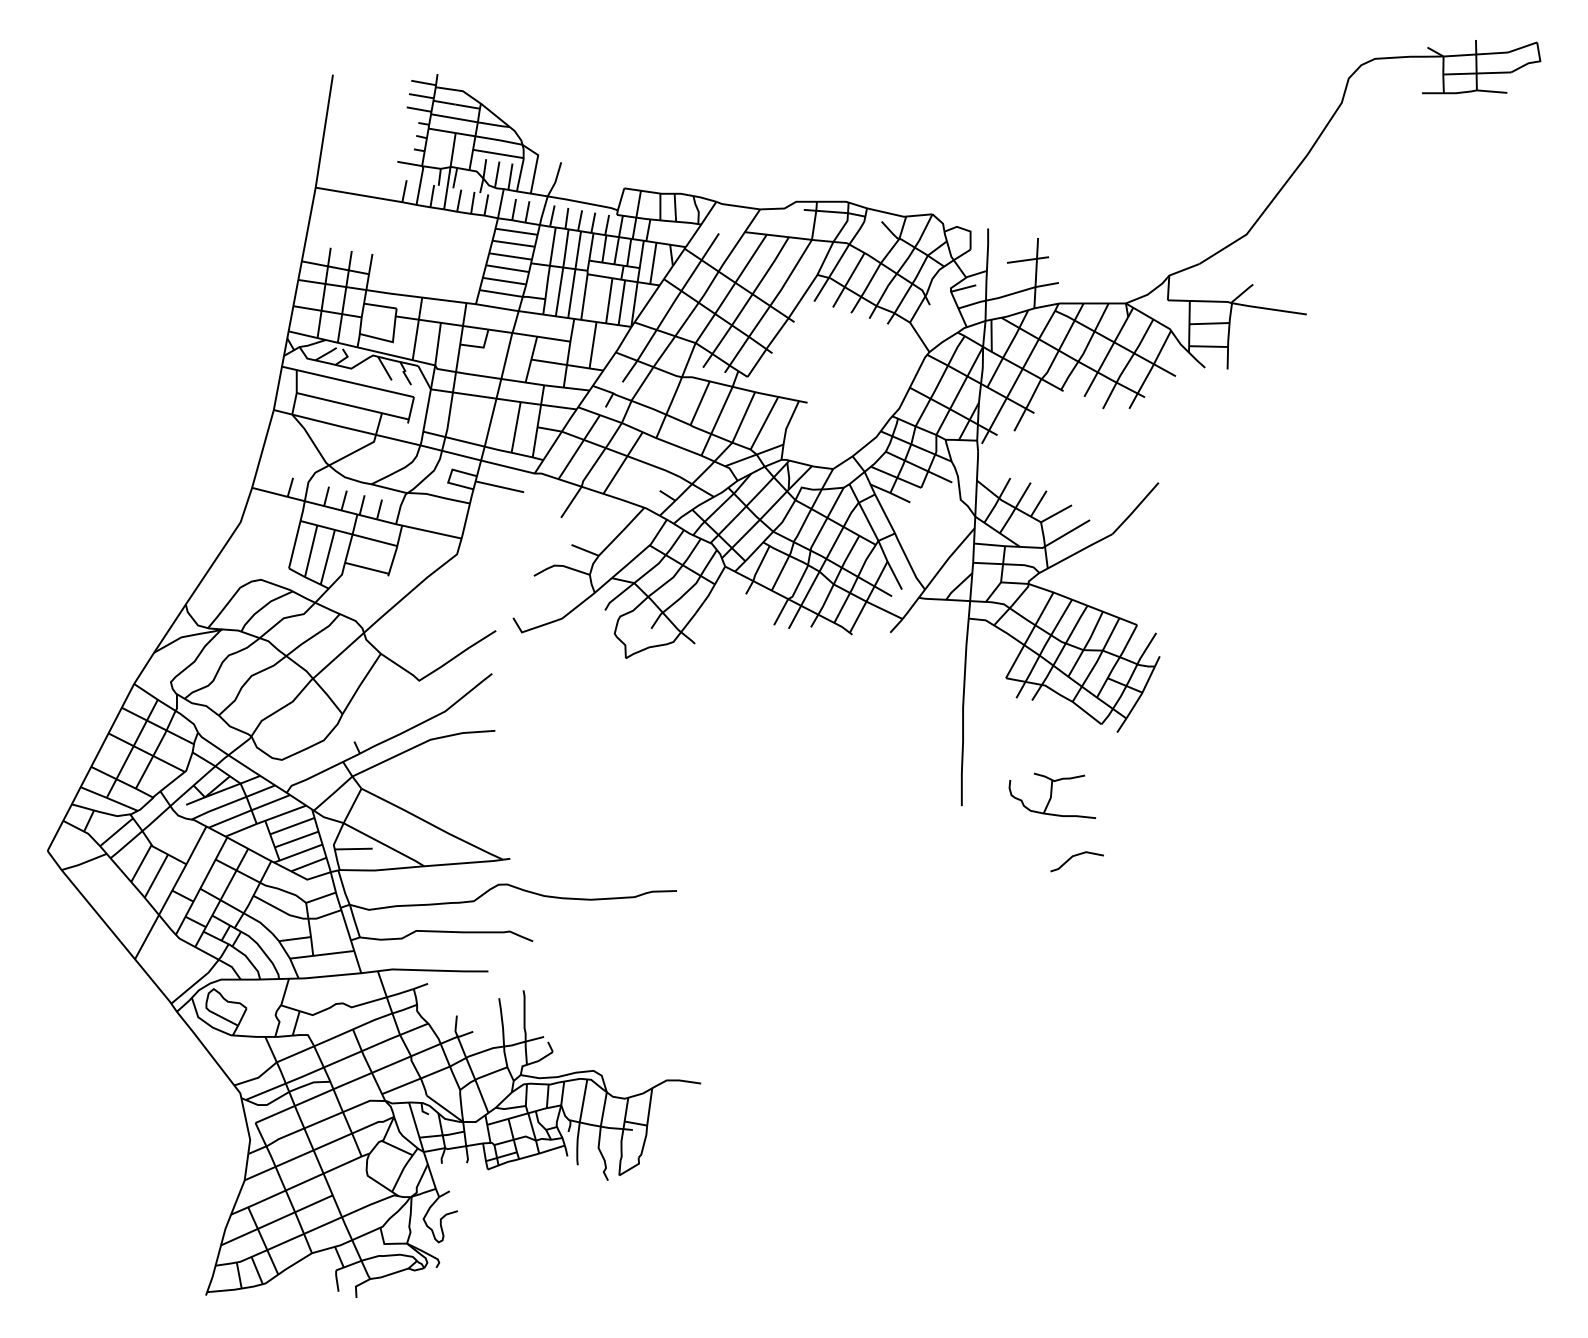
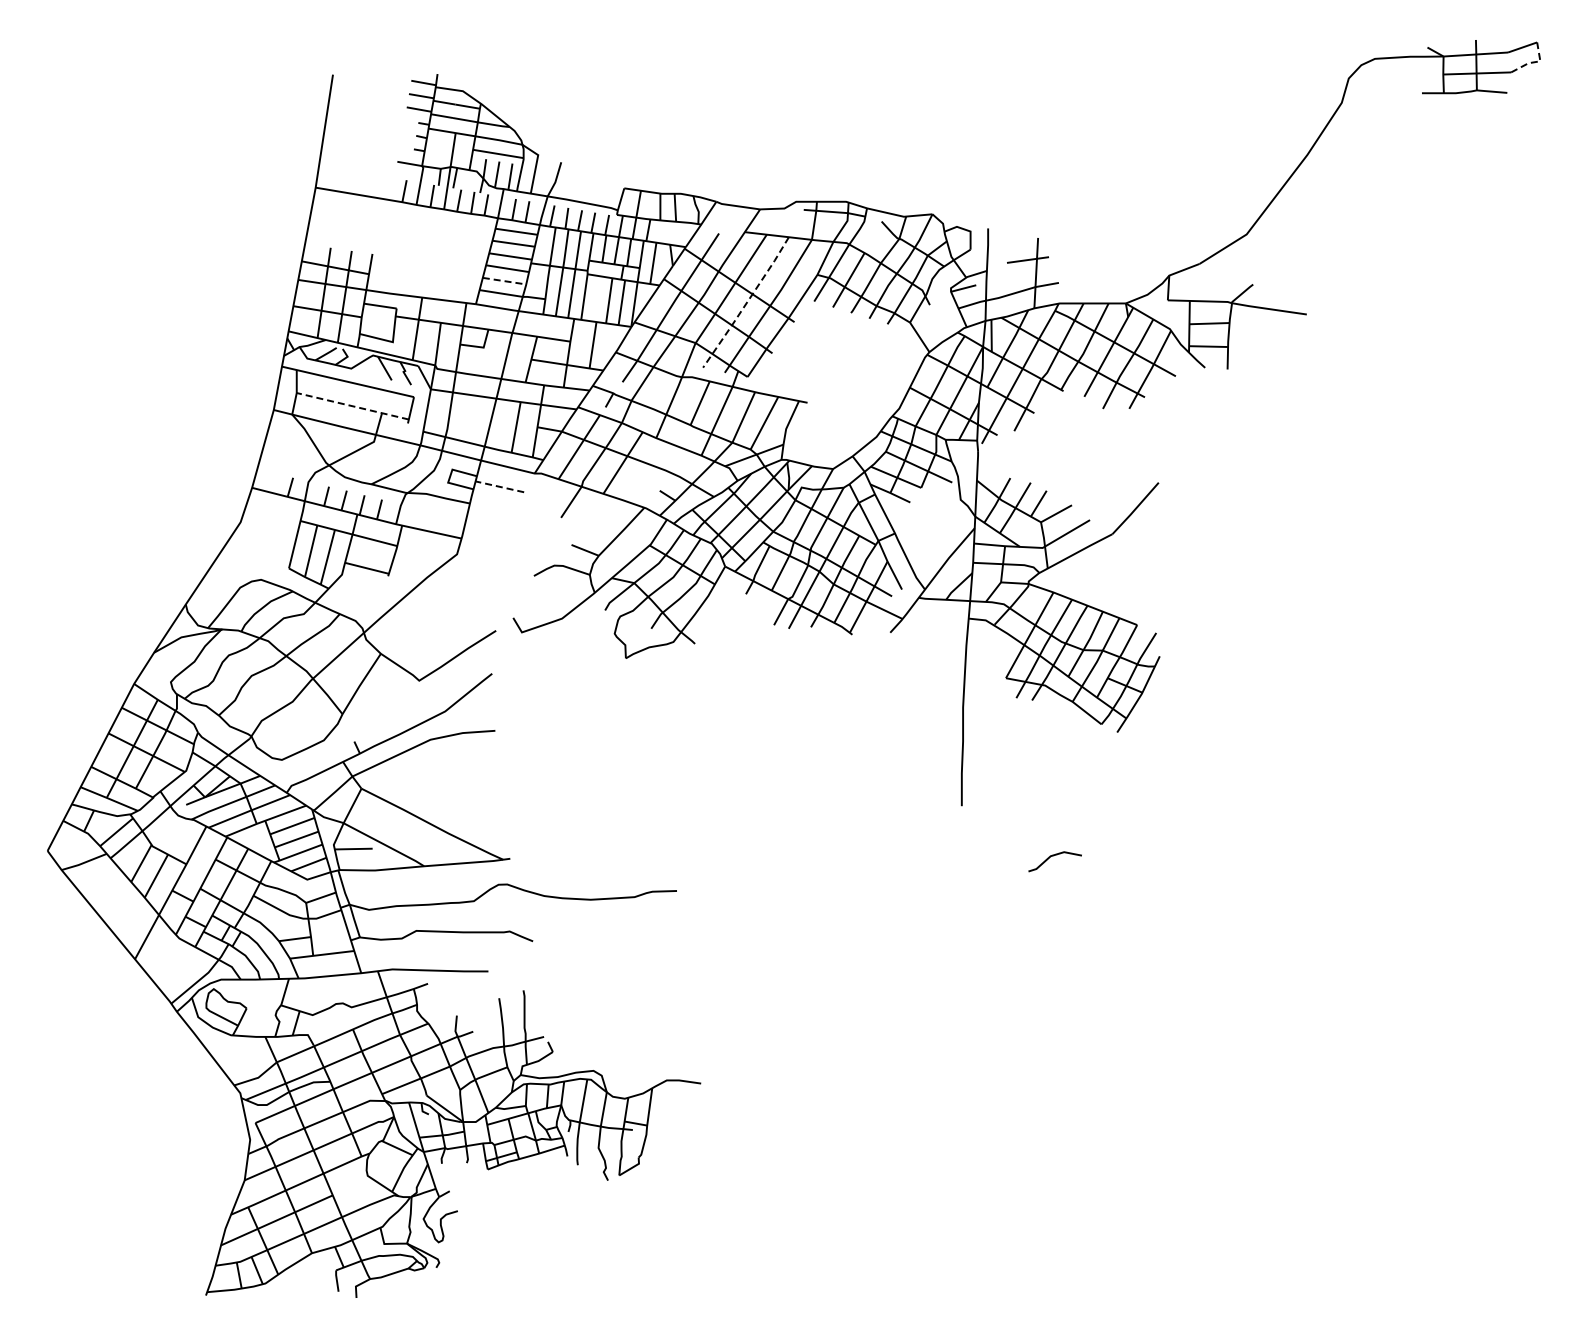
line: solid -> dashed (1534, 62)
line: solid -> dashed (504, 281)
line: solid -> dashed (746, 303)
line: solid -> dashed (352, 406)
line: solid -> dashed (499, 486)
part: present -> none (1052, 795)
line position: (1075, 856) -> (1053, 856) (1053, 856)
